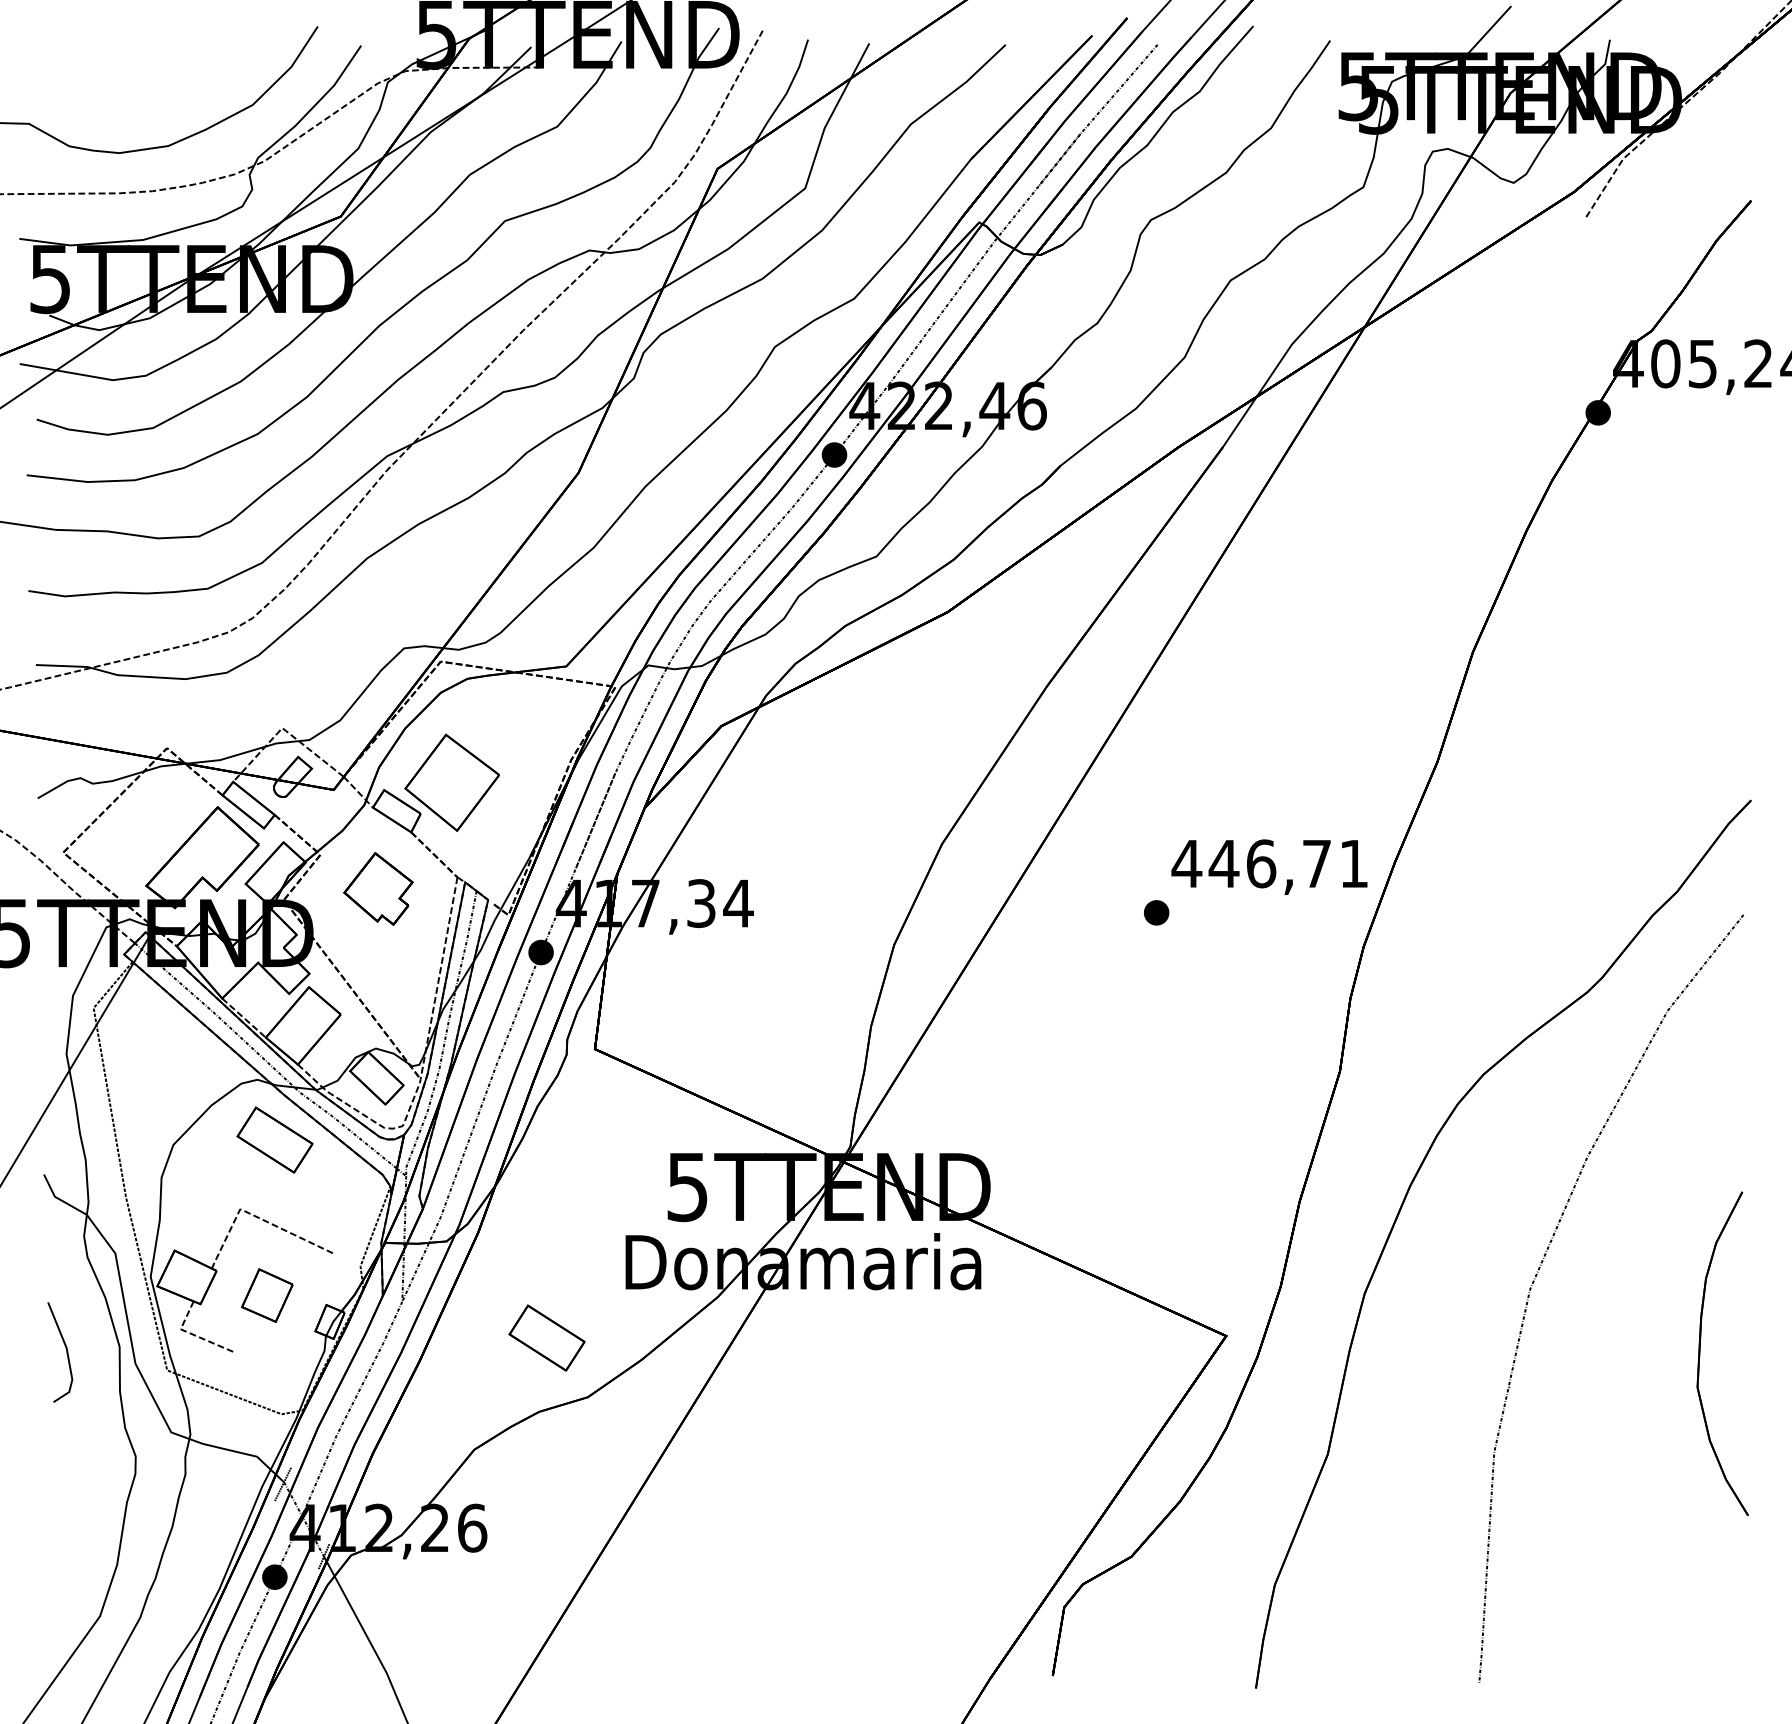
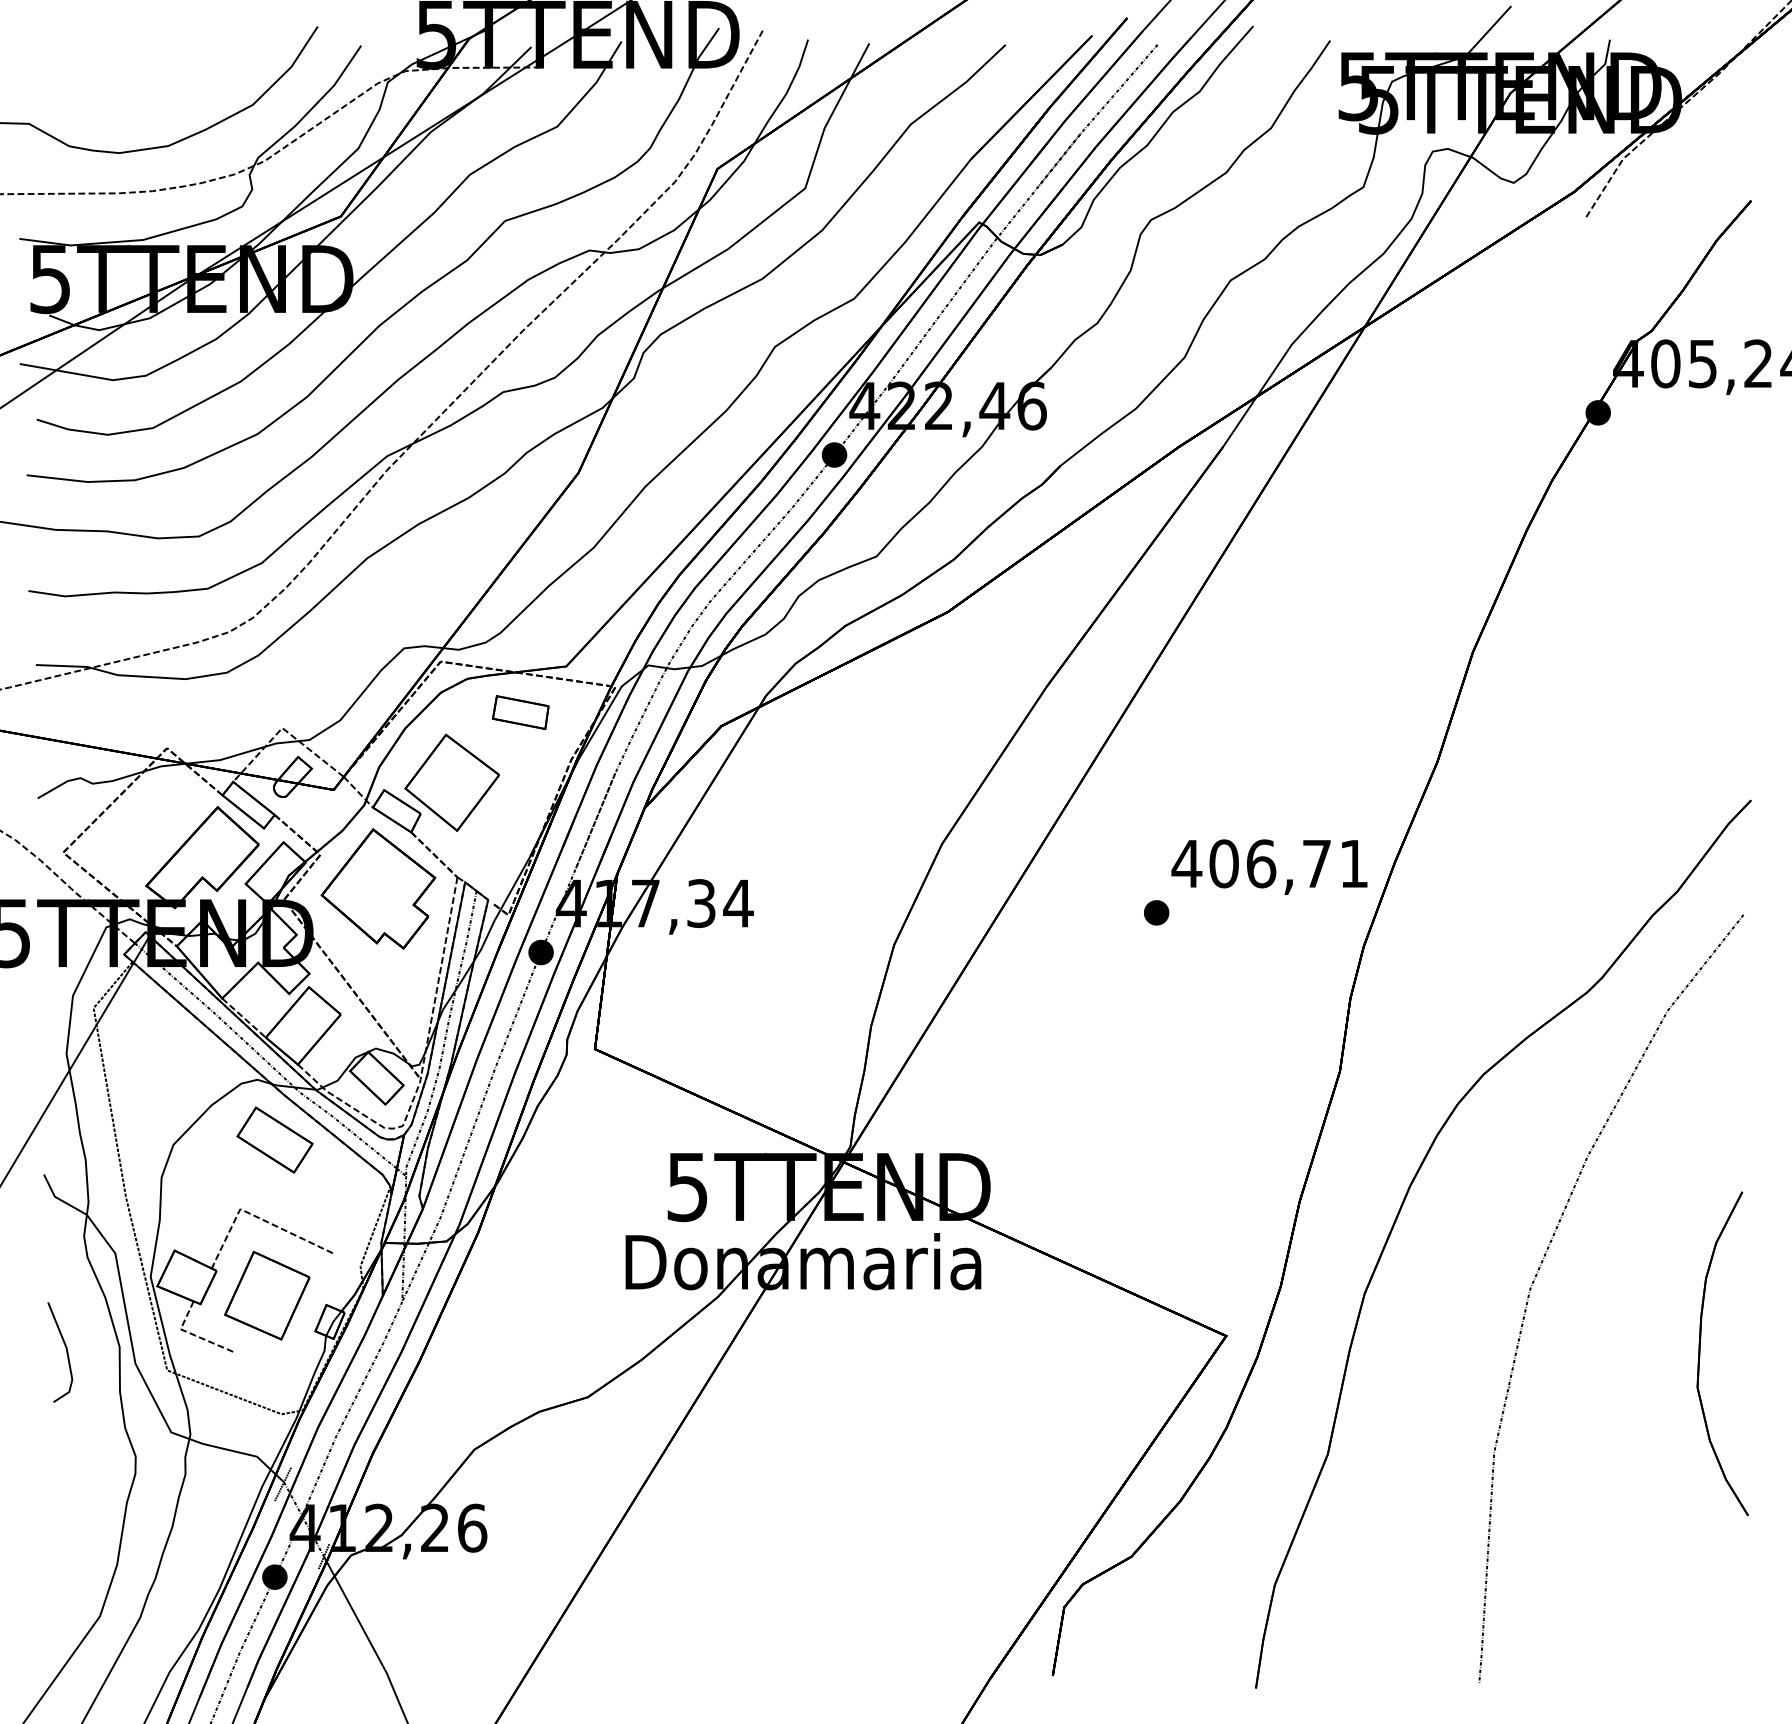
part: none -> present (520, 712)
text: 446,71 -> 406,71 (1223, 863)
part size: 71x74 px -> 117x122 px (378, 888)
part size: 53x55 px -> 87x91 px (267, 1295)
part: present -> none (546, 1337)
